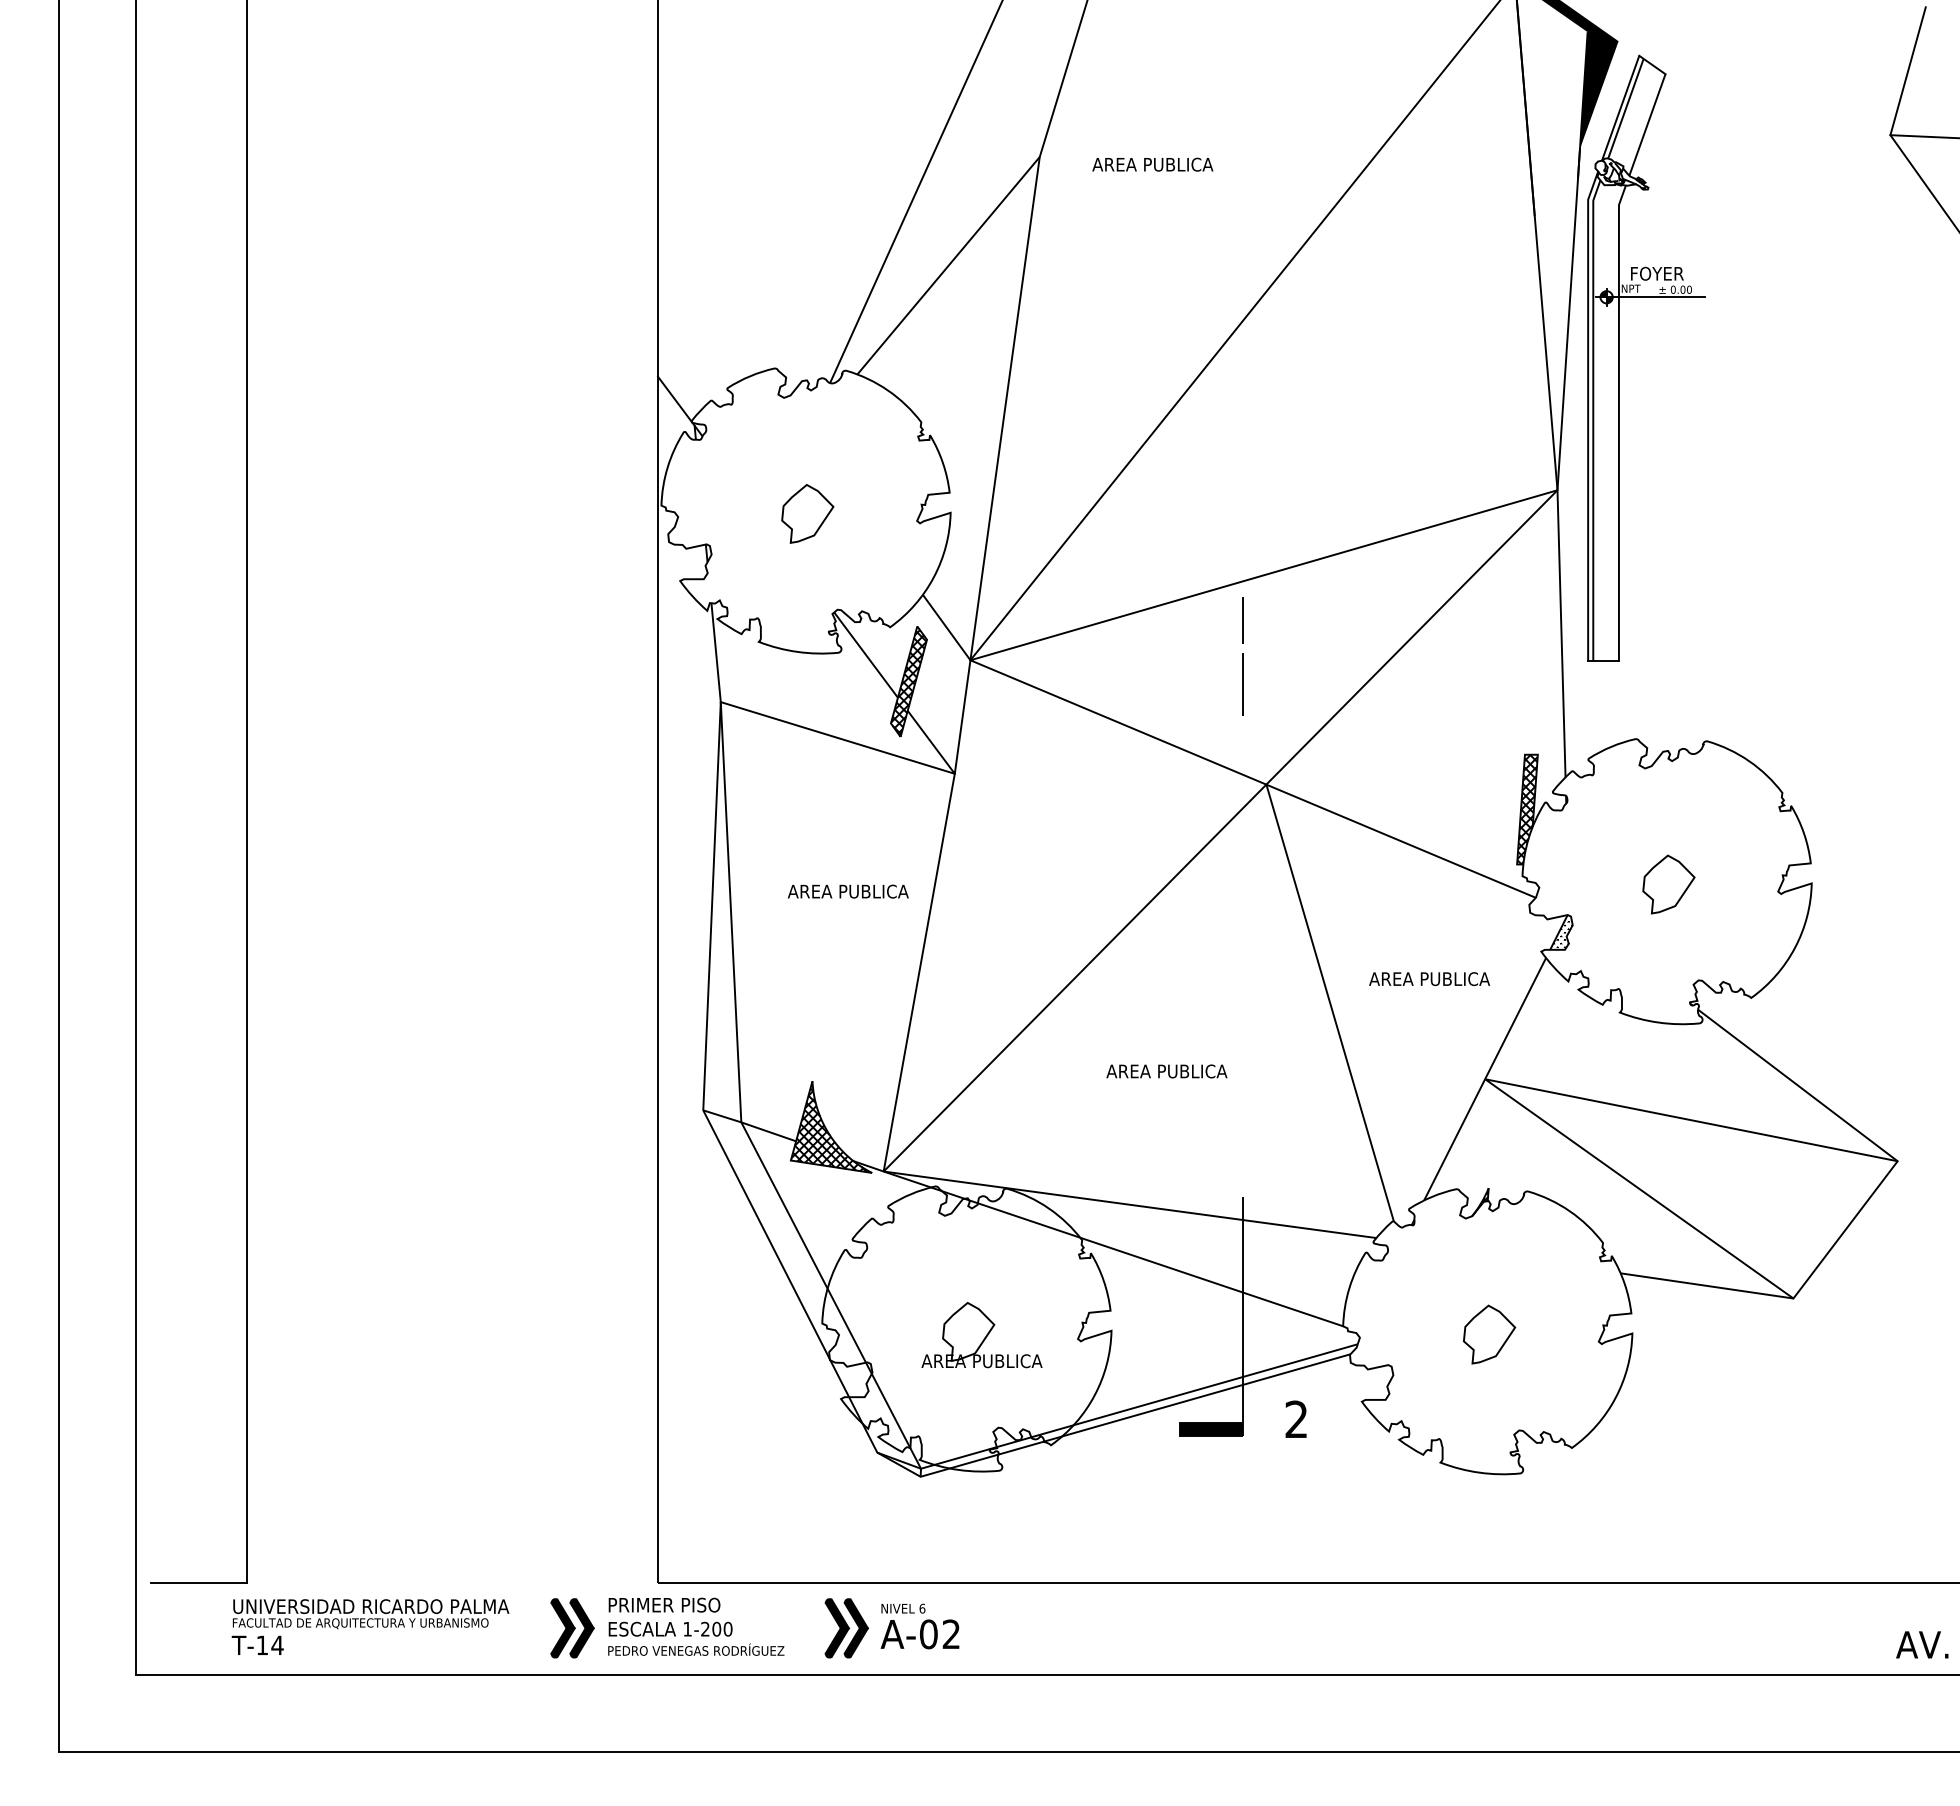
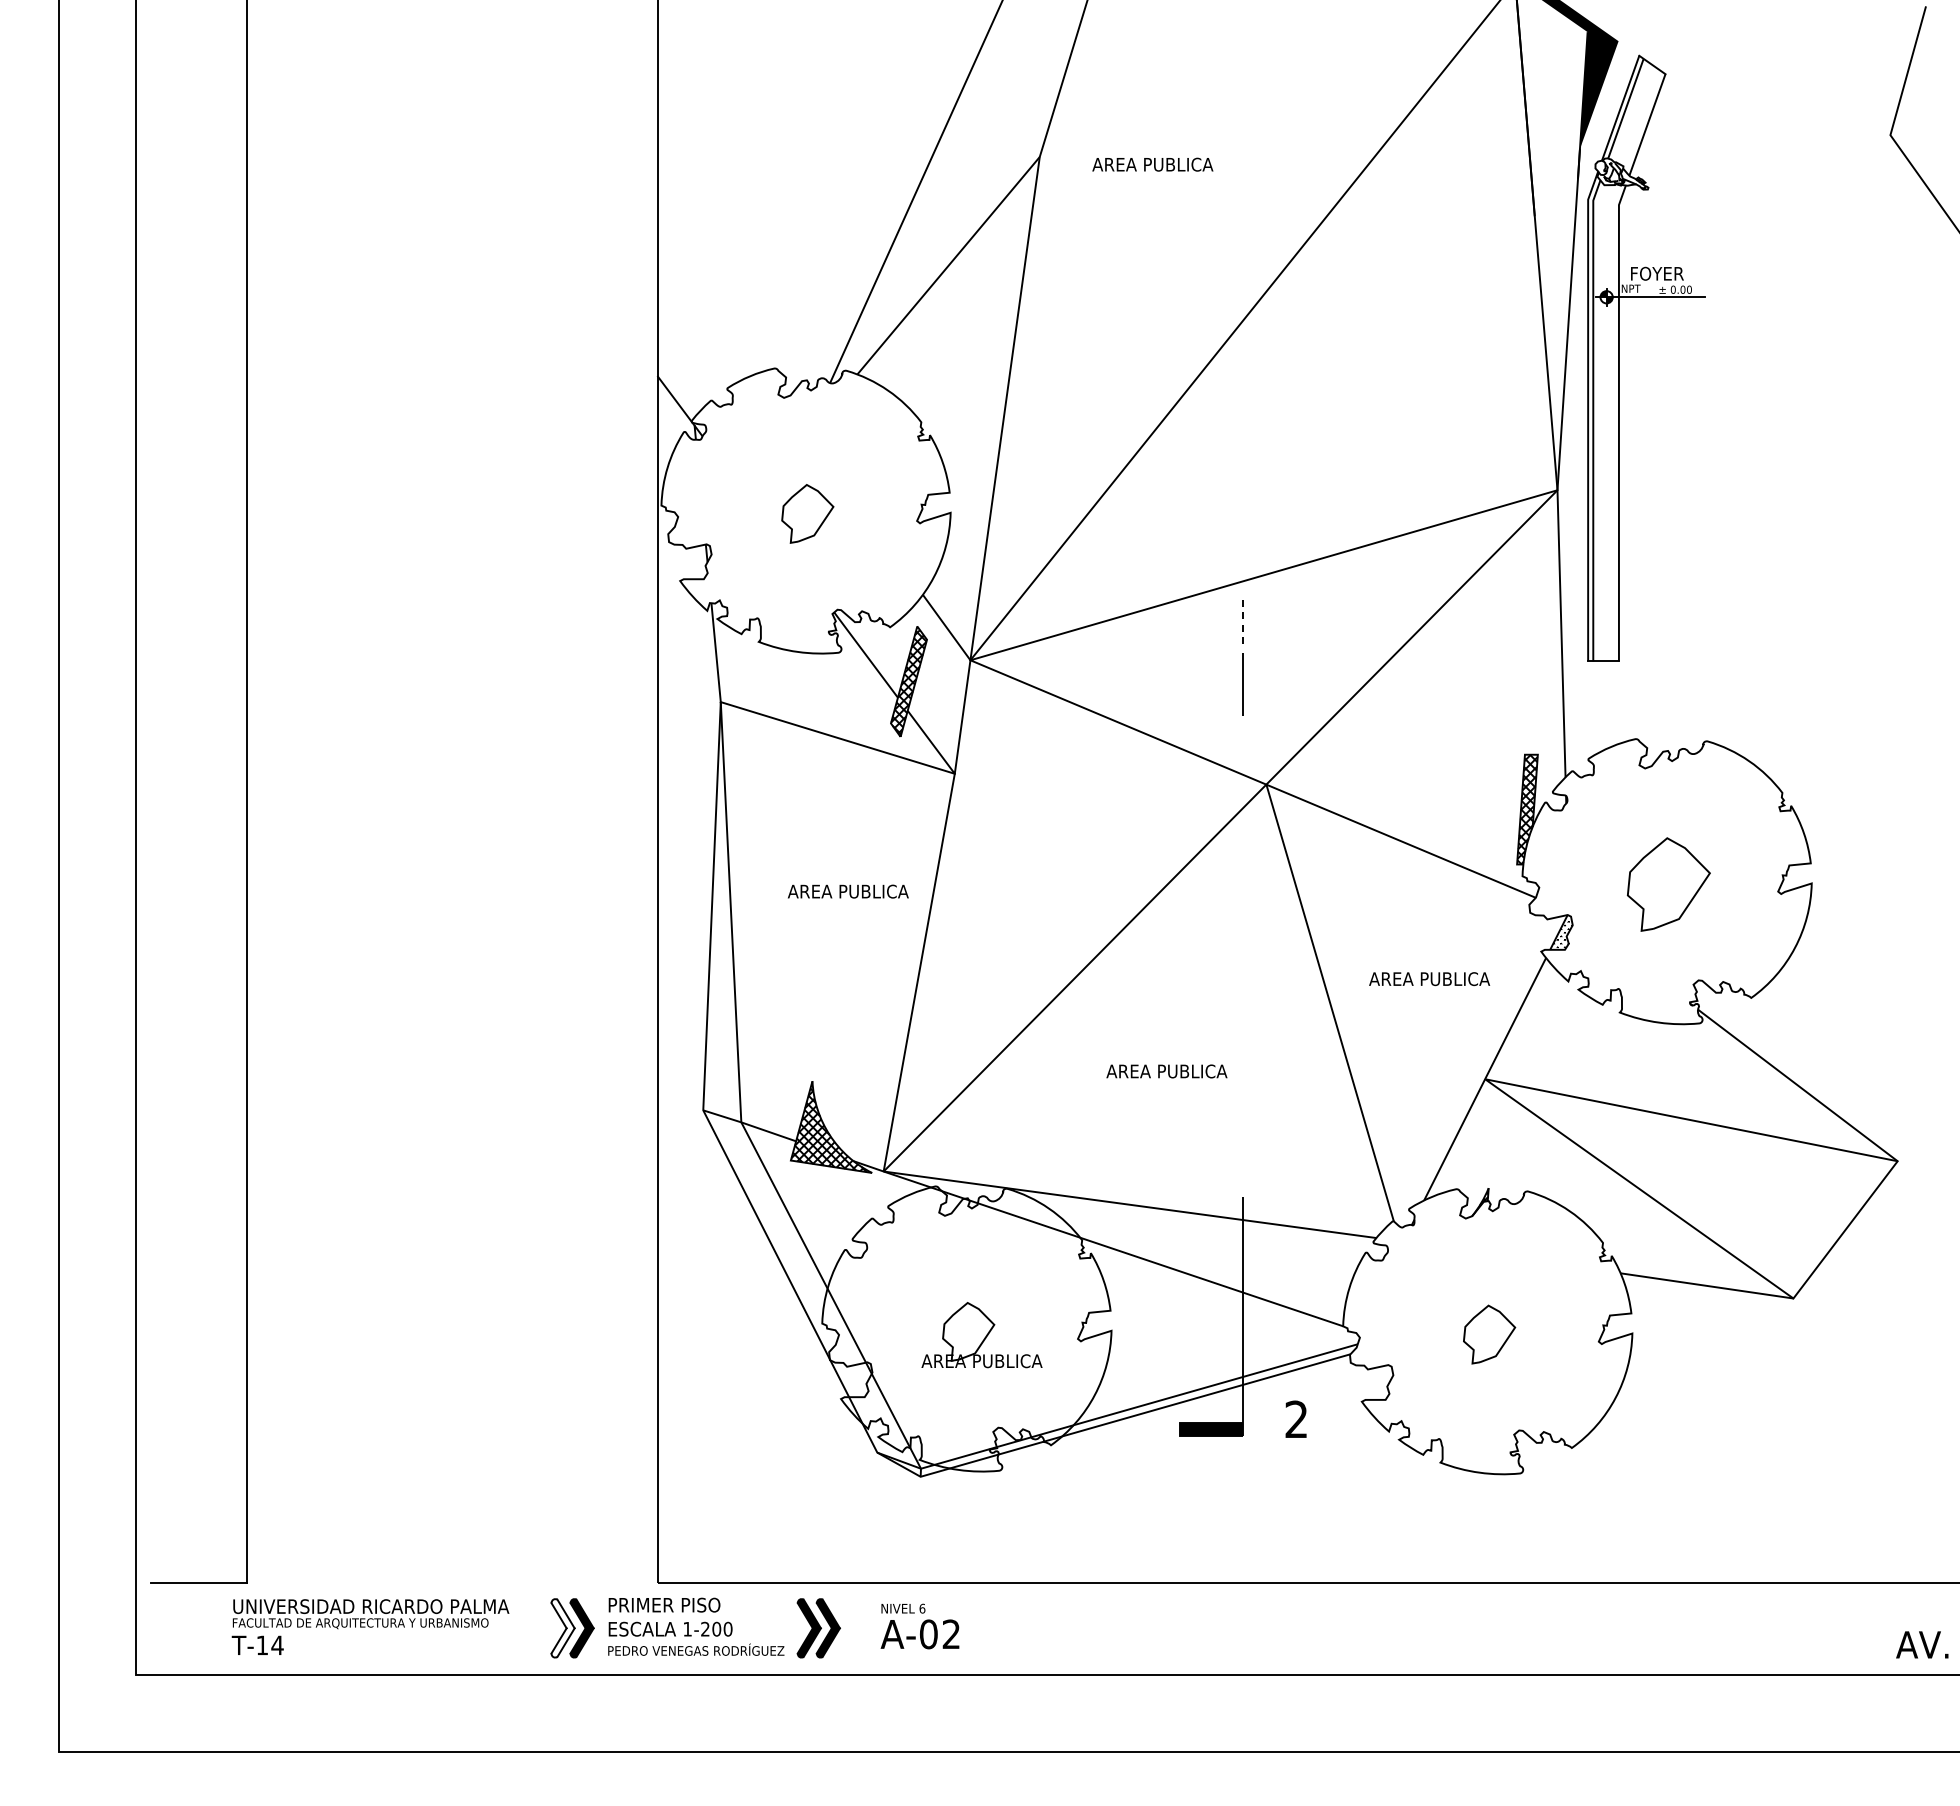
line: present -> none (1923, 136)
line: solid -> dashed (1243, 620)
part size: 54x61 px -> 85x95 px (1668, 884)
fill: present -> none (562, 1628)
part position: (846, 1628) -> (818, 1628) (818, 1628)
